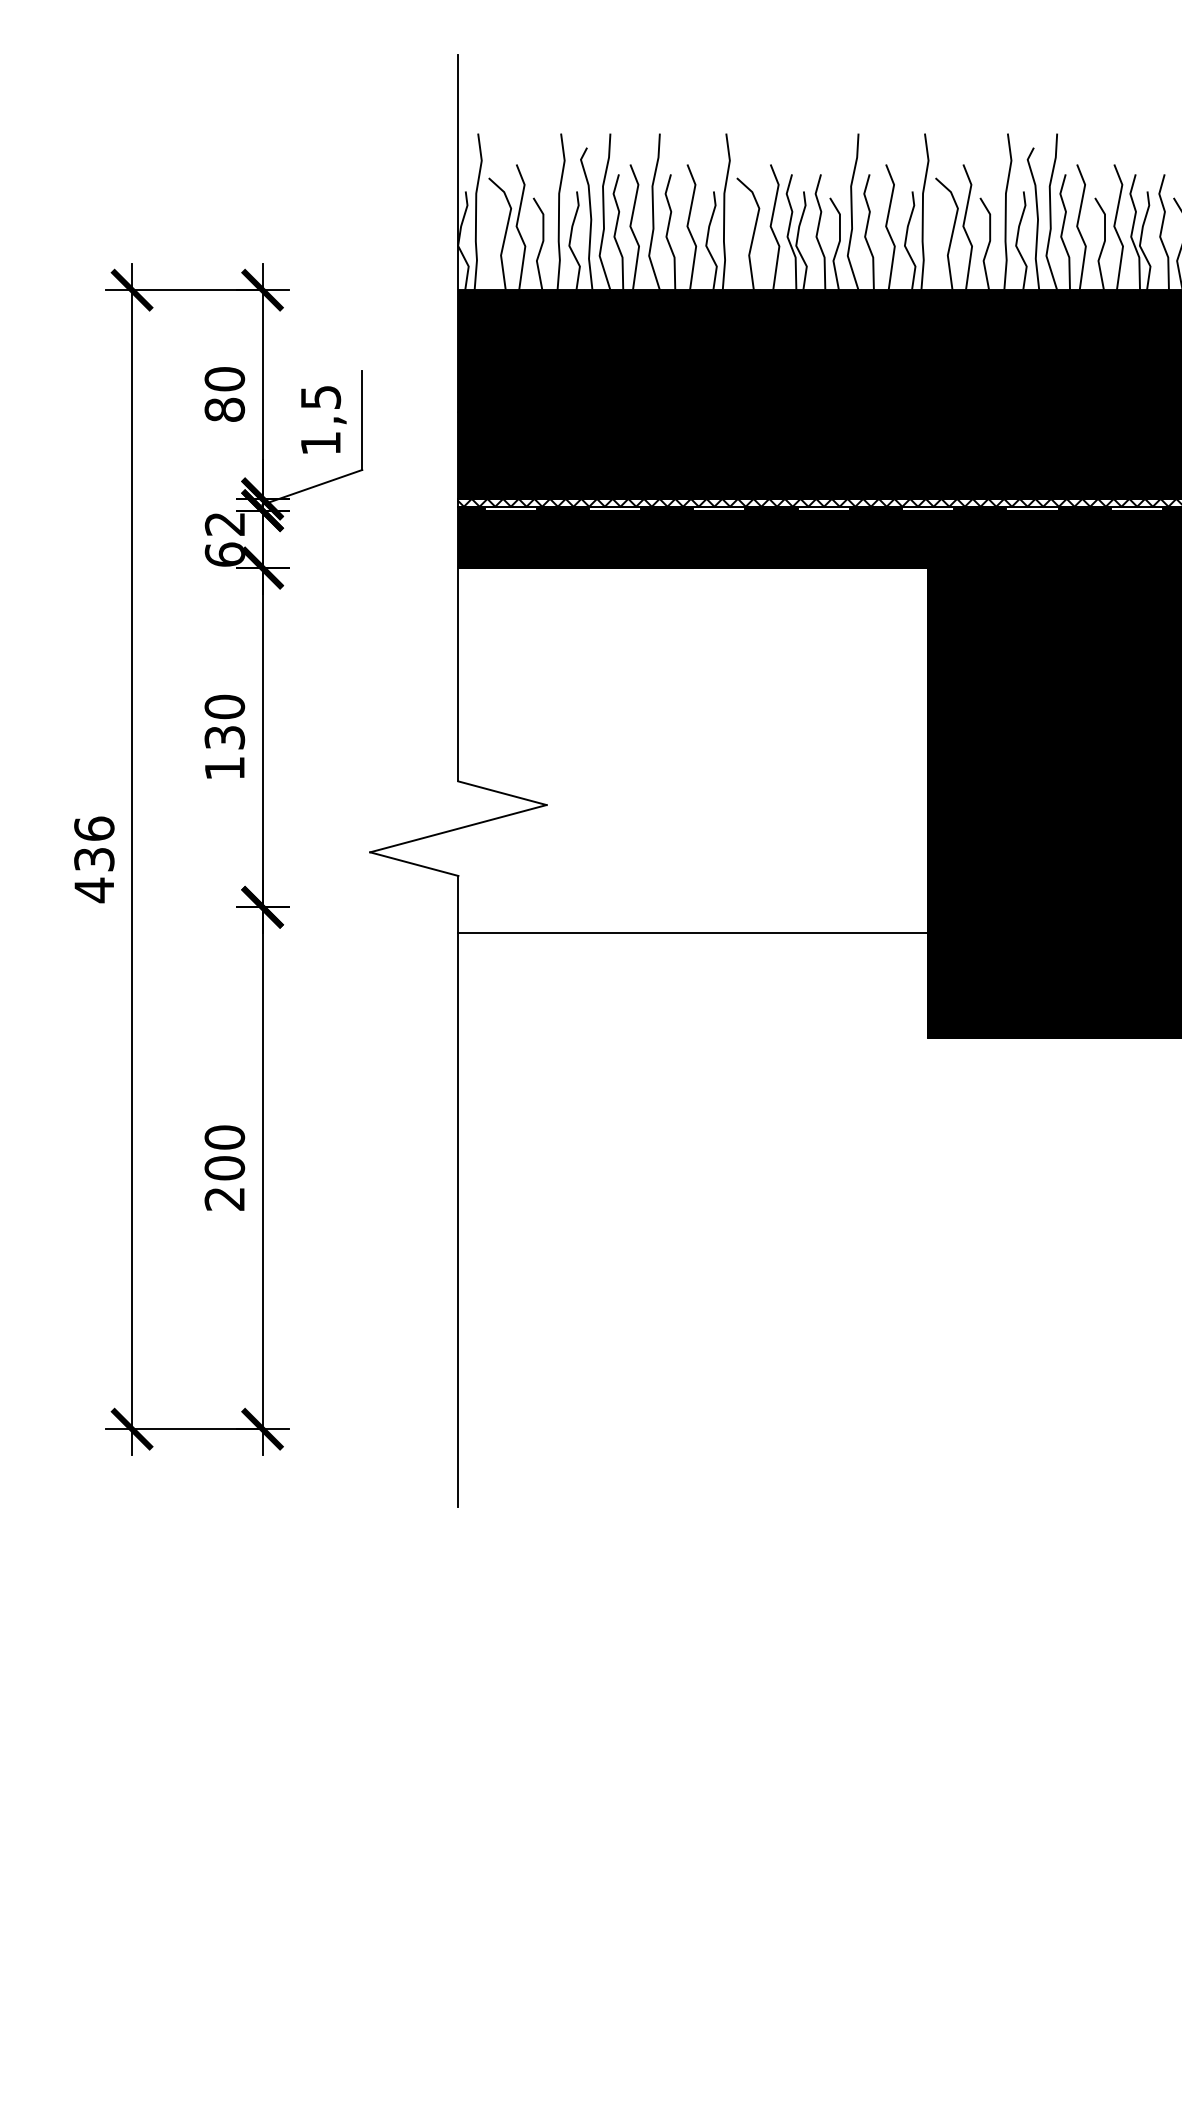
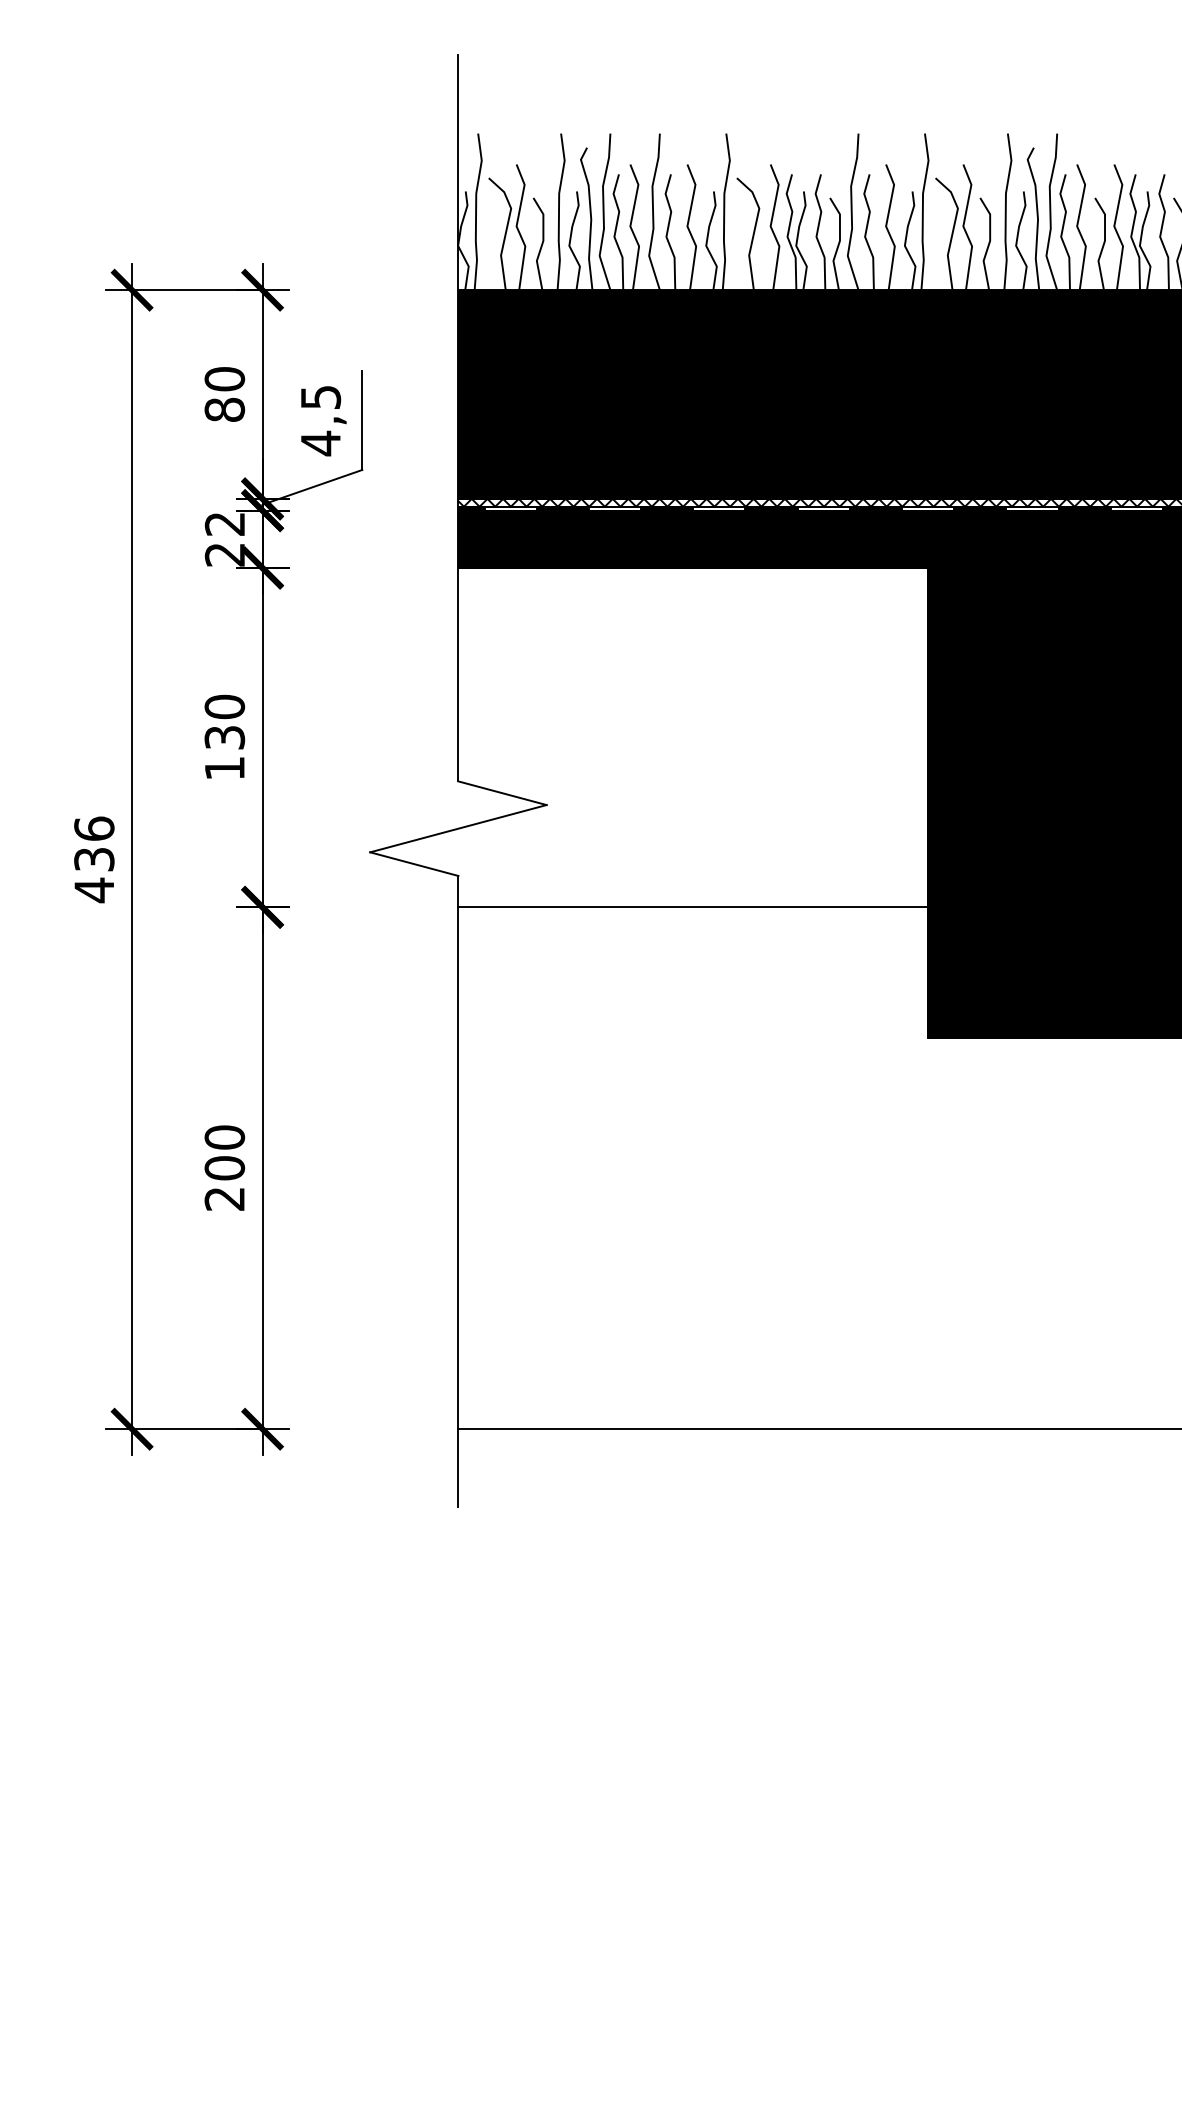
text: 1,5 -> 4,5 (320, 443)
text: 62 -> 22 (224, 554)
line position: (693, 933) -> (693, 907) (693, 907)
line: none -> present (818, 1429)
